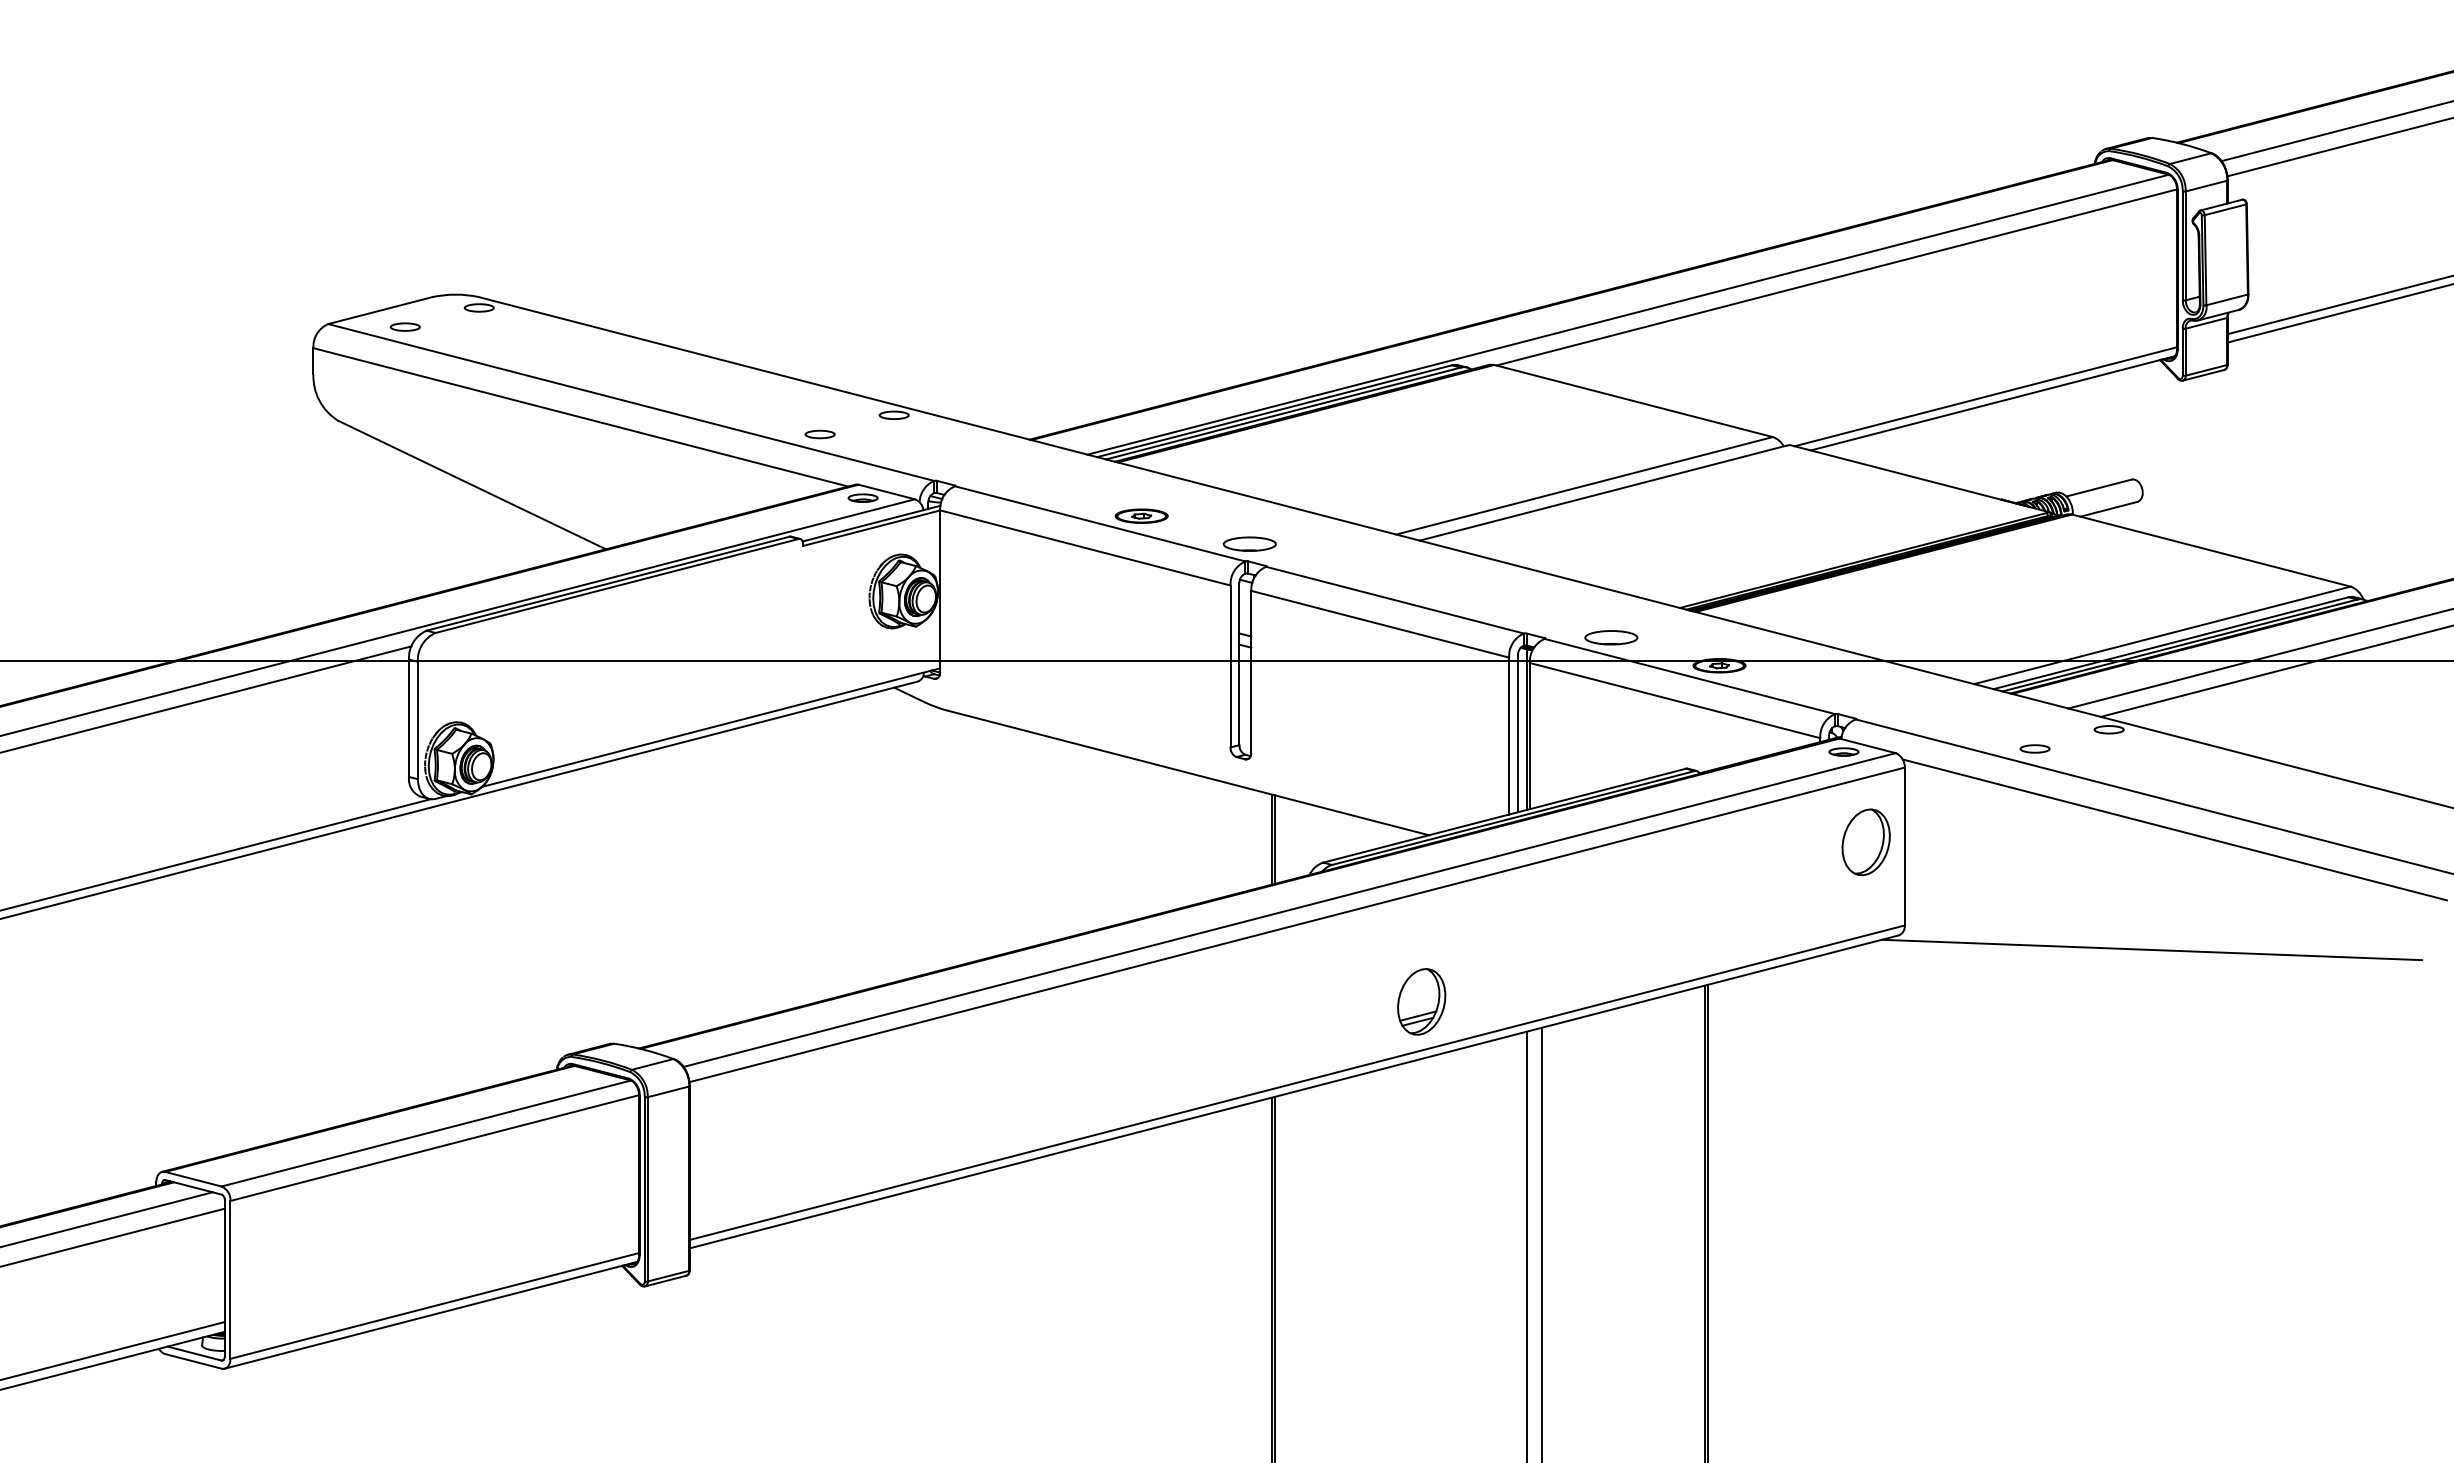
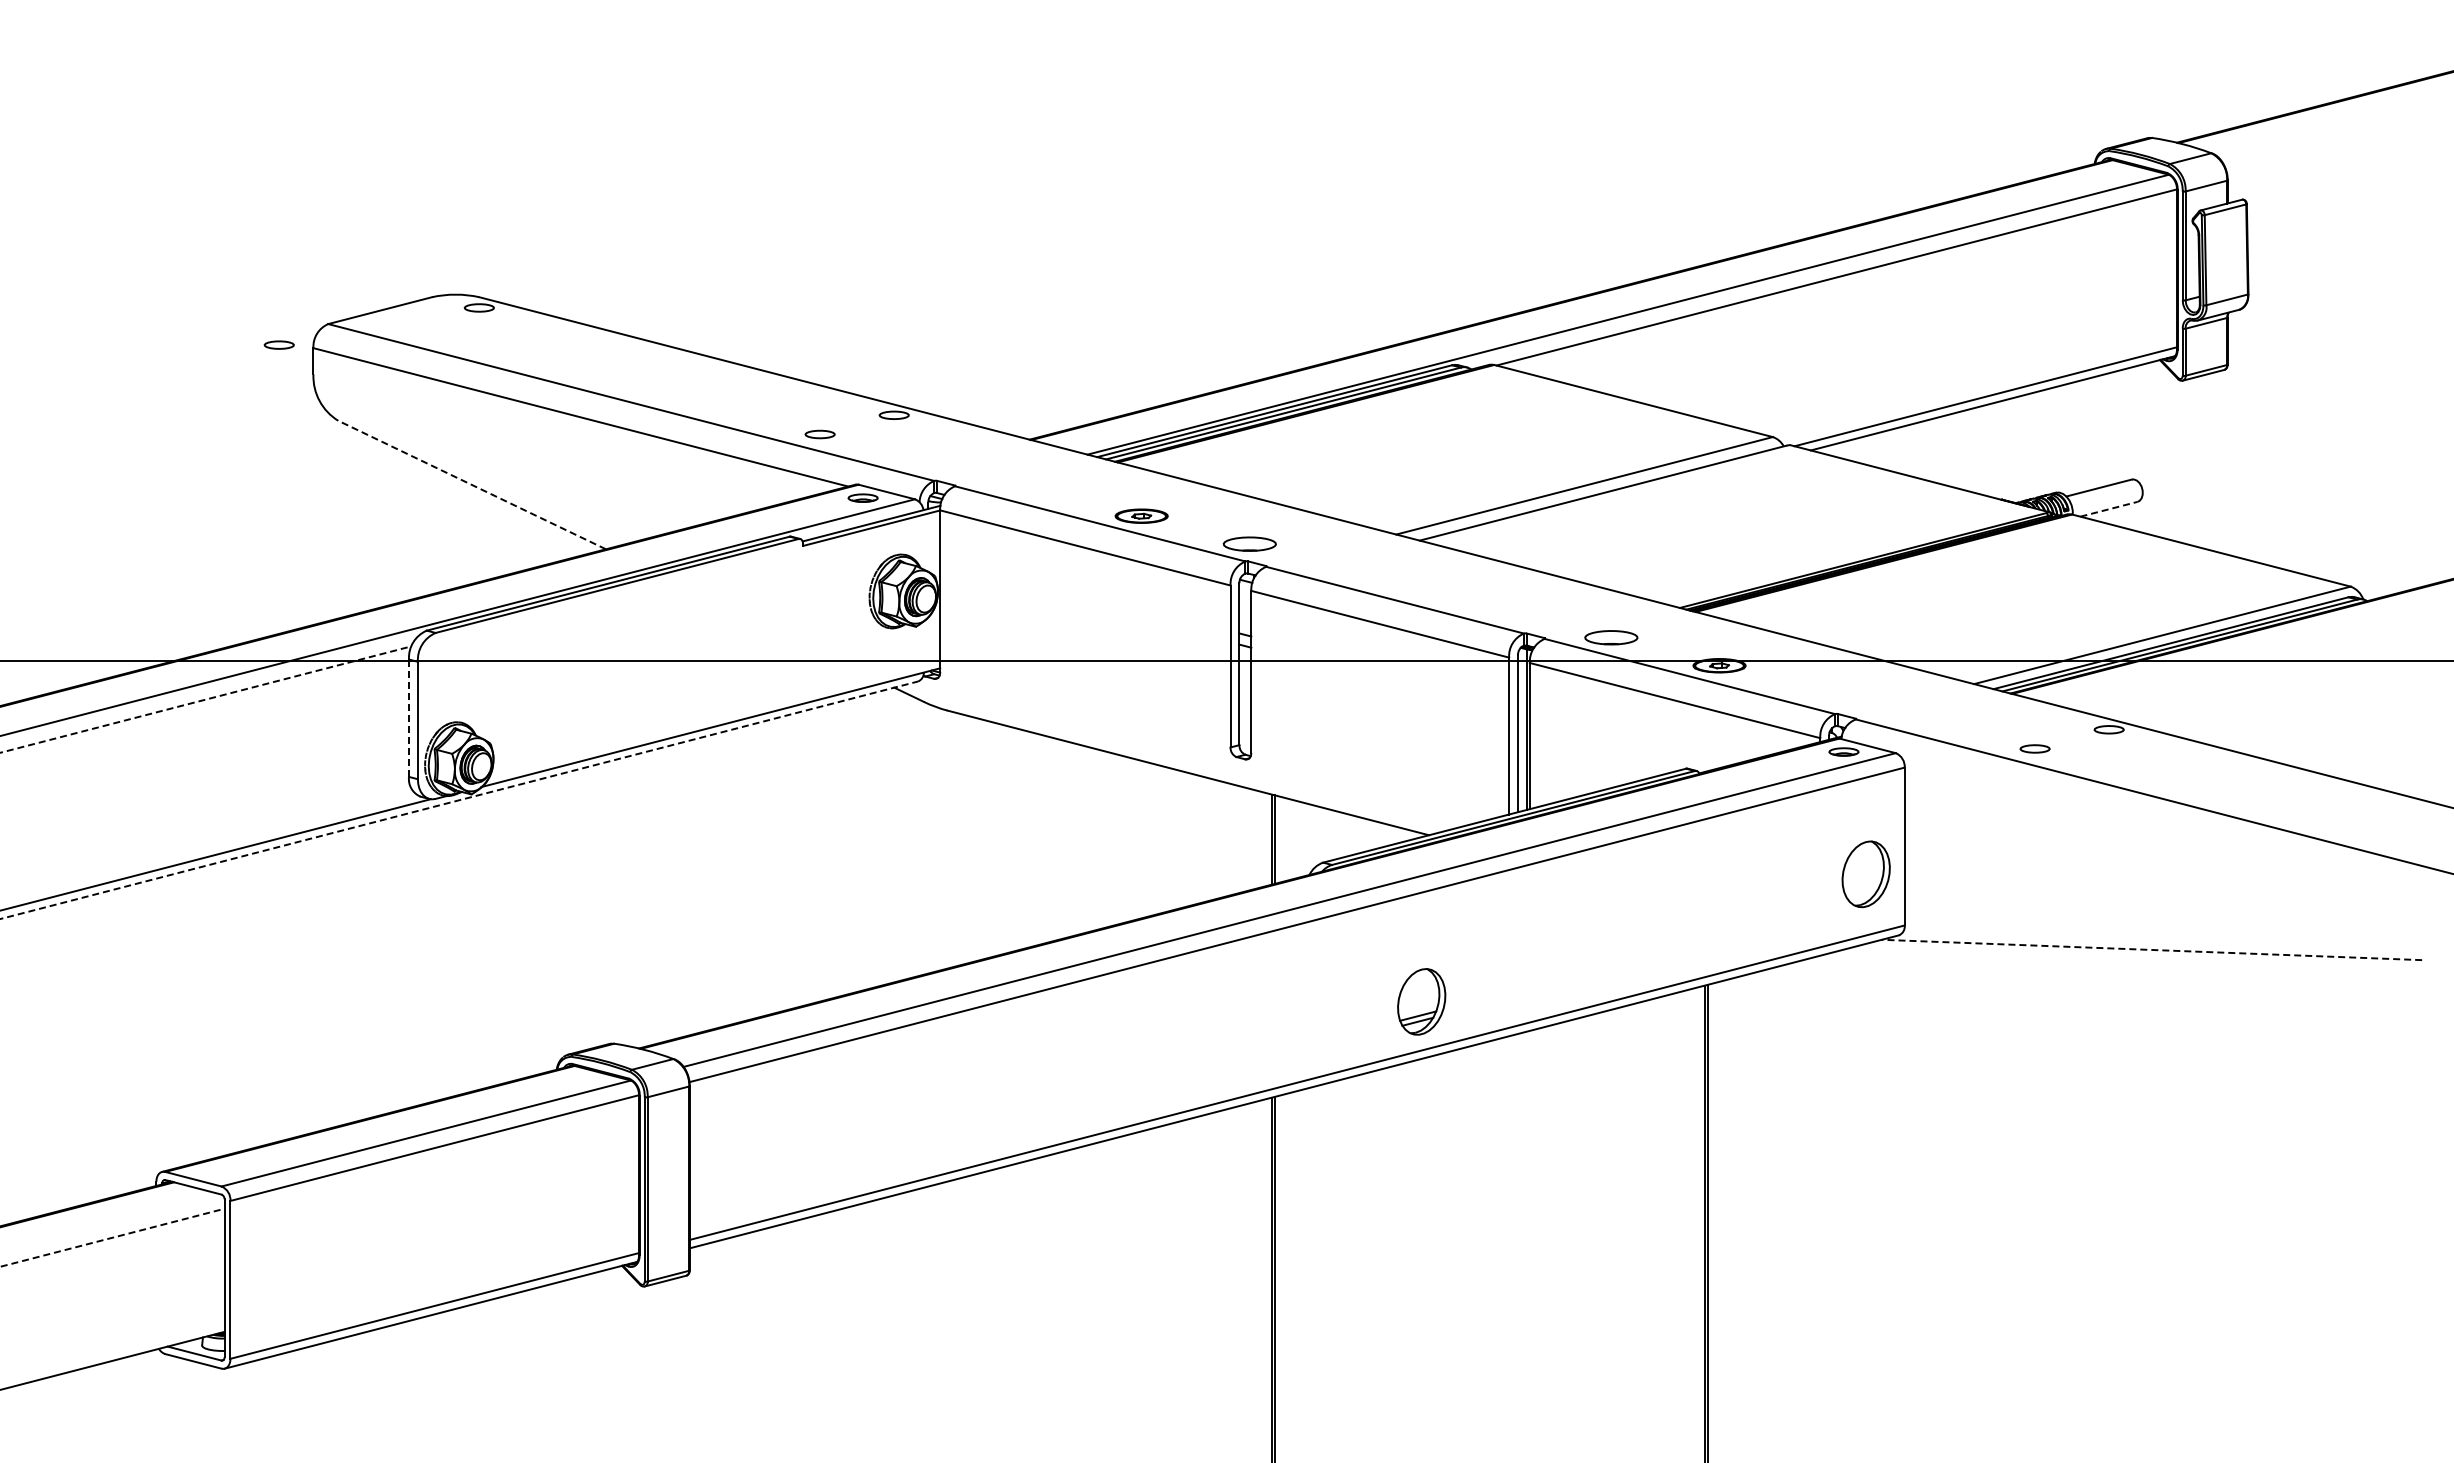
line: present -> none (2335, 131)
line: present -> none (2338, 147)
line: present -> none (2338, 305)
line: present -> none (2338, 313)
part position: (404, 326) -> (278, 344) (278, 344)
line: solid -> dashed (471, 484)
line: solid -> dashed (2109, 509)
line: present -> none (2259, 658)
line: present -> none (2275, 671)
line: solid -> dashed (206, 699)
line: solid -> dashed (409, 718)
line: solid -> dashed (459, 800)
line: present -> none (2174, 829)
part position: (1865, 842) -> (1865, 874) (1865, 874)
line: solid -> dashed (2151, 949)
line: present -> none (107, 1219)
line: solid -> dashed (112, 1237)
line: present -> none (1541, 1243)
line: present -> none (1526, 1245)
line: present -> none (113, 1350)
